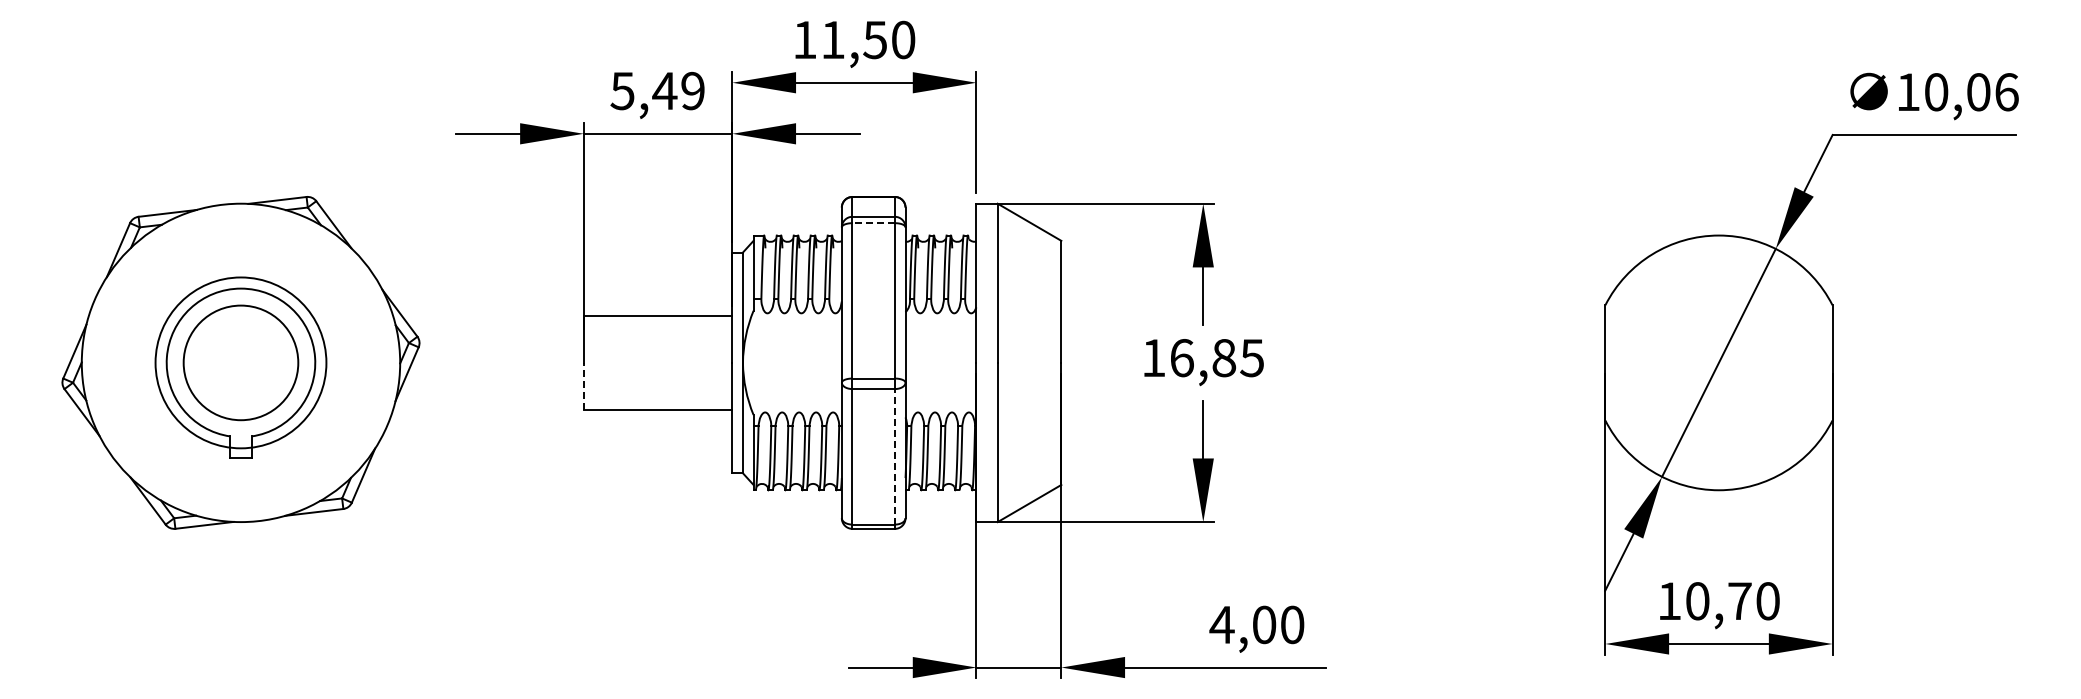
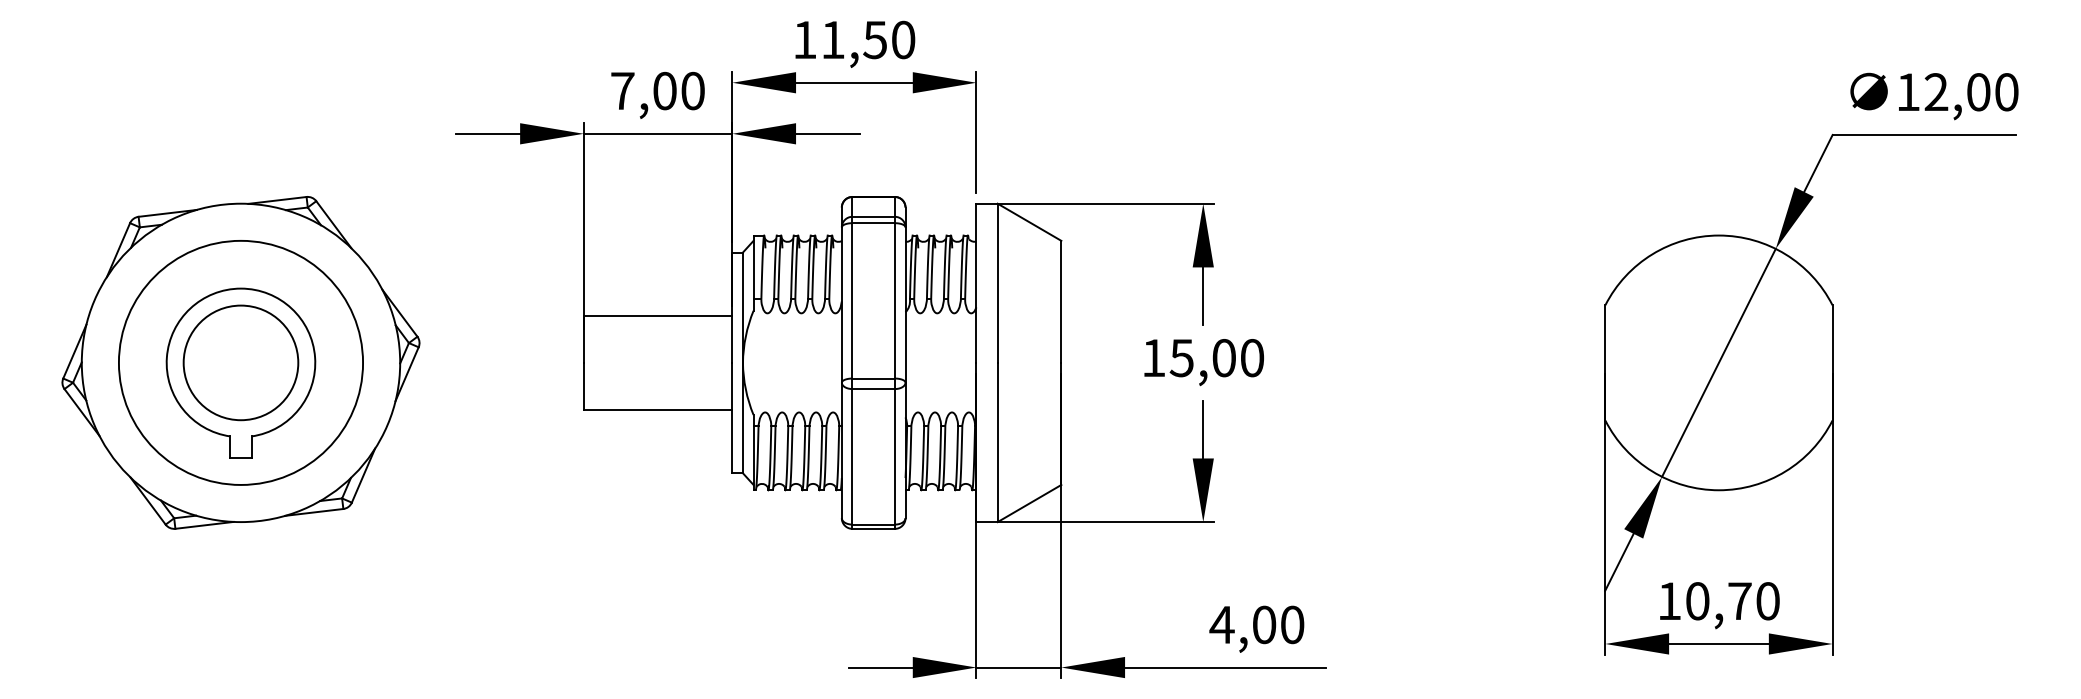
text: 5,49 -> 7,00 (657, 90)
text: 10,06 -> 12,00 (1971, 92)
line: dashed -> solid (873, 223)
text: 16,85 -> 15,00 (1216, 358)
circle diameter: 171 px -> 244 px (240, 362)
line: dashed -> solid (583, 385)
line: dashed -> solid (894, 456)
